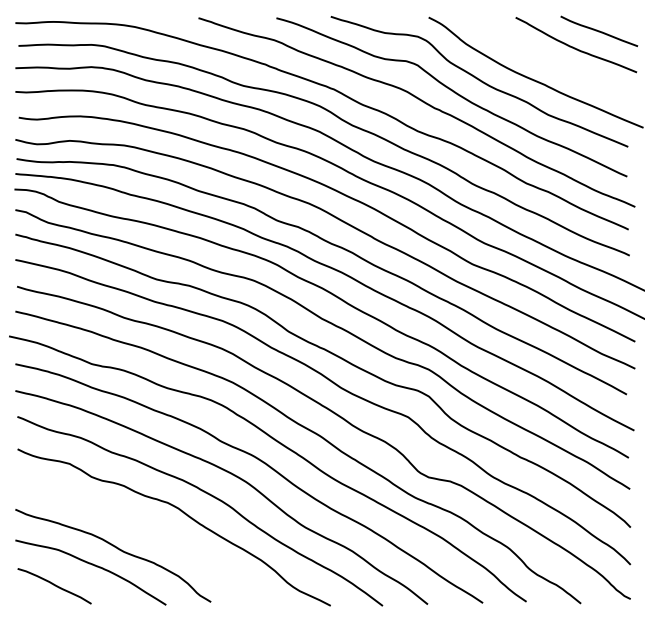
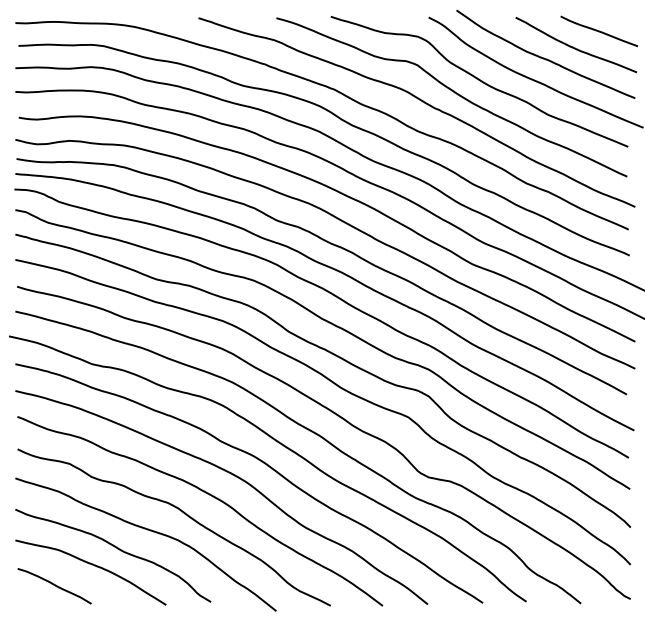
curve: none -> present (544, 57)
curve: none -> present (150, 531)
